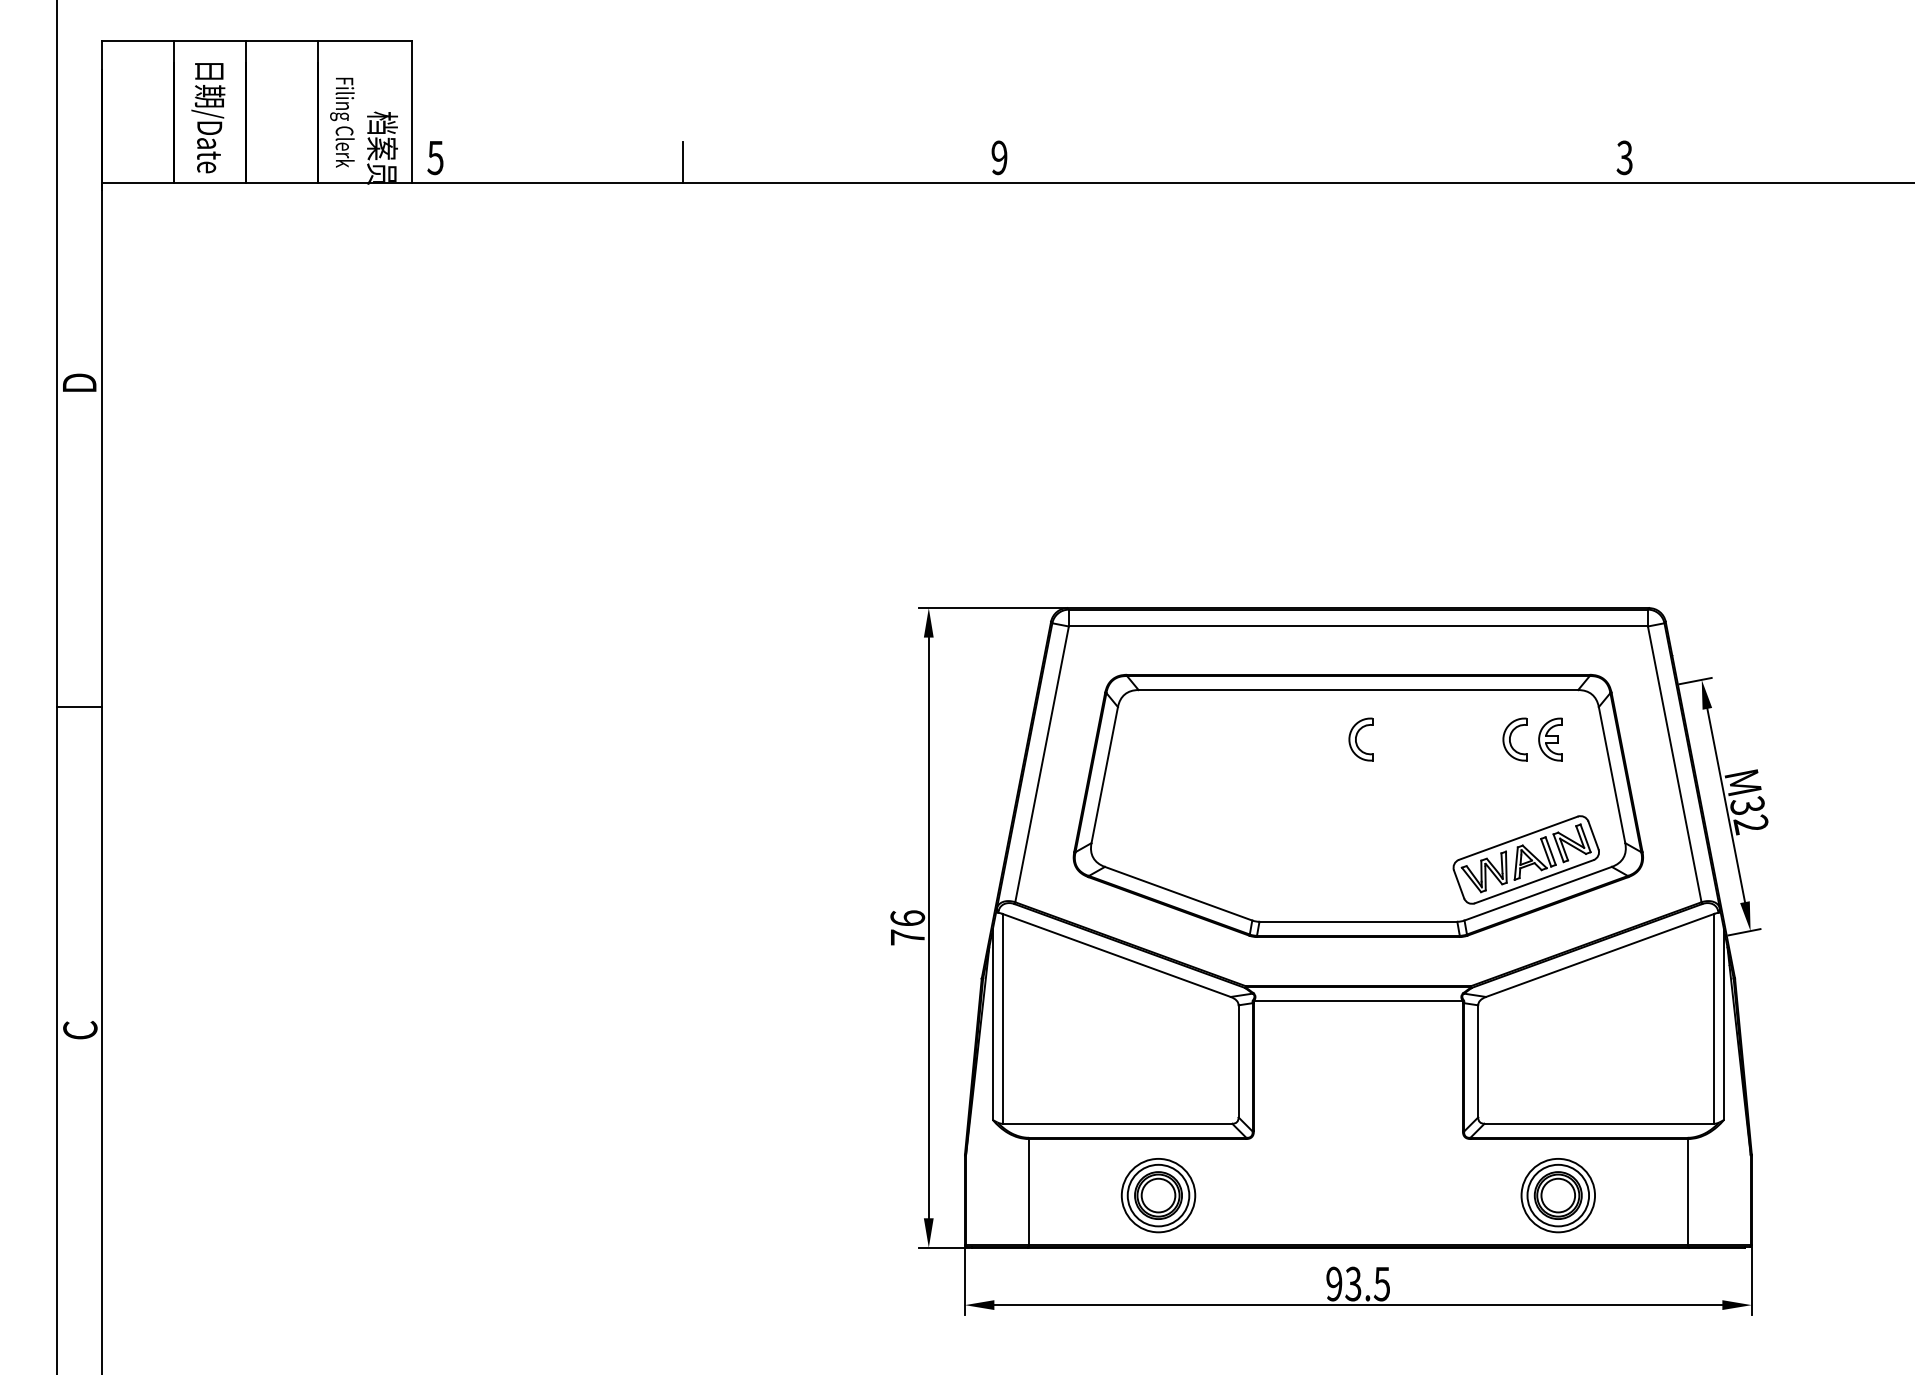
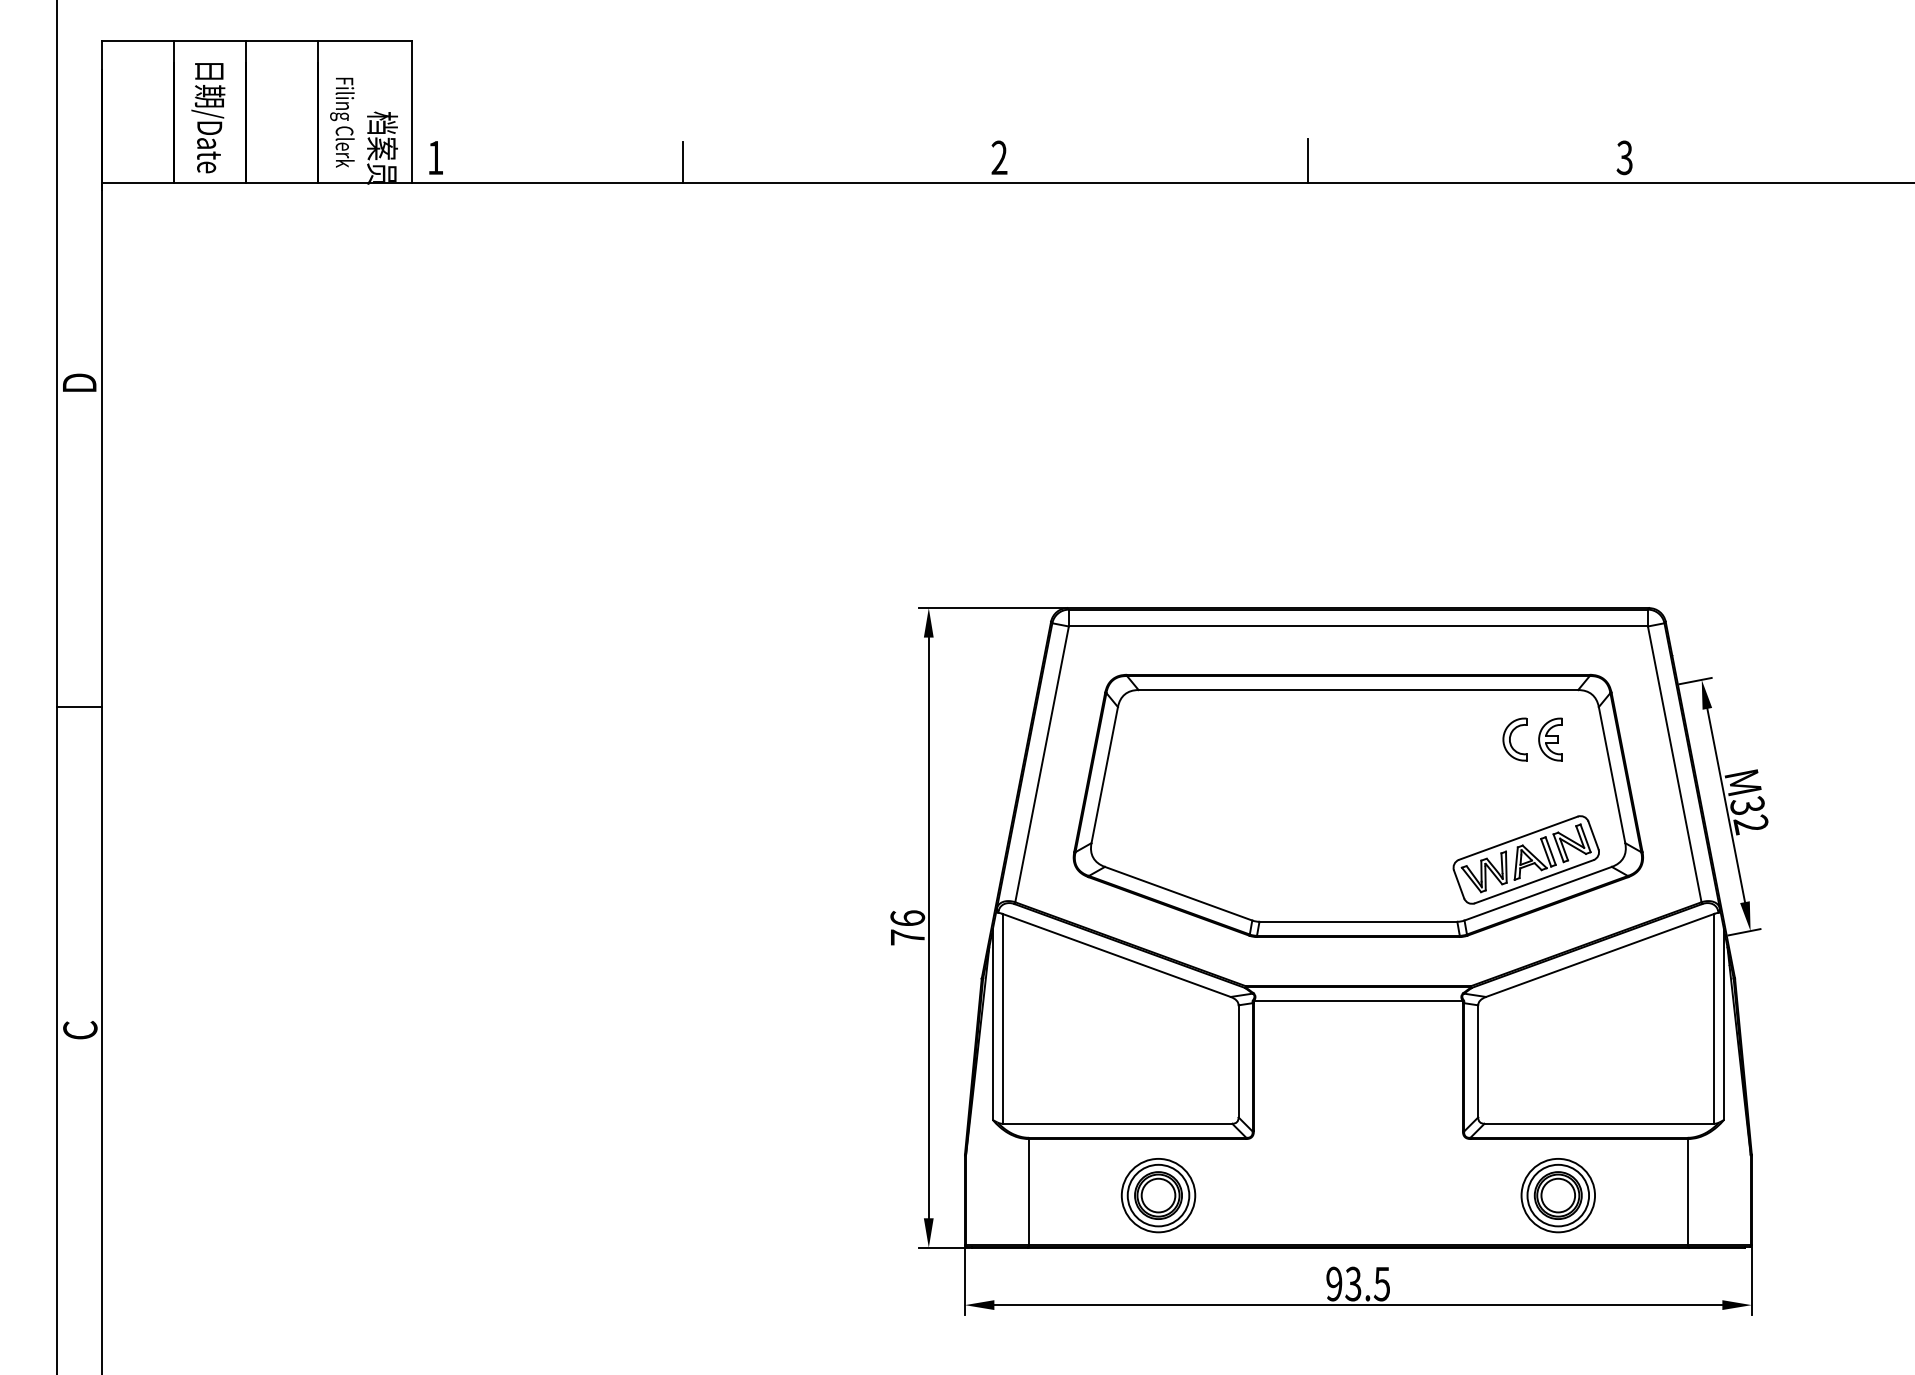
text: 9 -> 2 (999, 157)
text: 5 -> 1 (435, 158)
line: none -> present (1308, 160)
part: present -> none (1360, 739)
